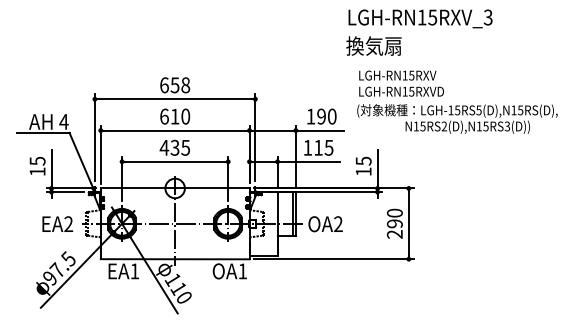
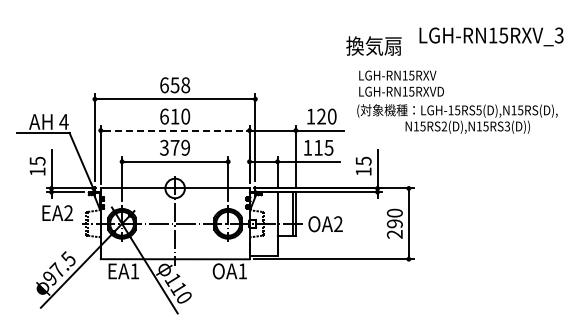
text position: (420, 18) -> (491, 36) (491, 36)
text: 190 -> 120 (321, 116)
line: solid -> dashed (175, 130)
text: 435 -> 379 (174, 147)
text position: (57, 223) -> (57, 212) (57, 212)
